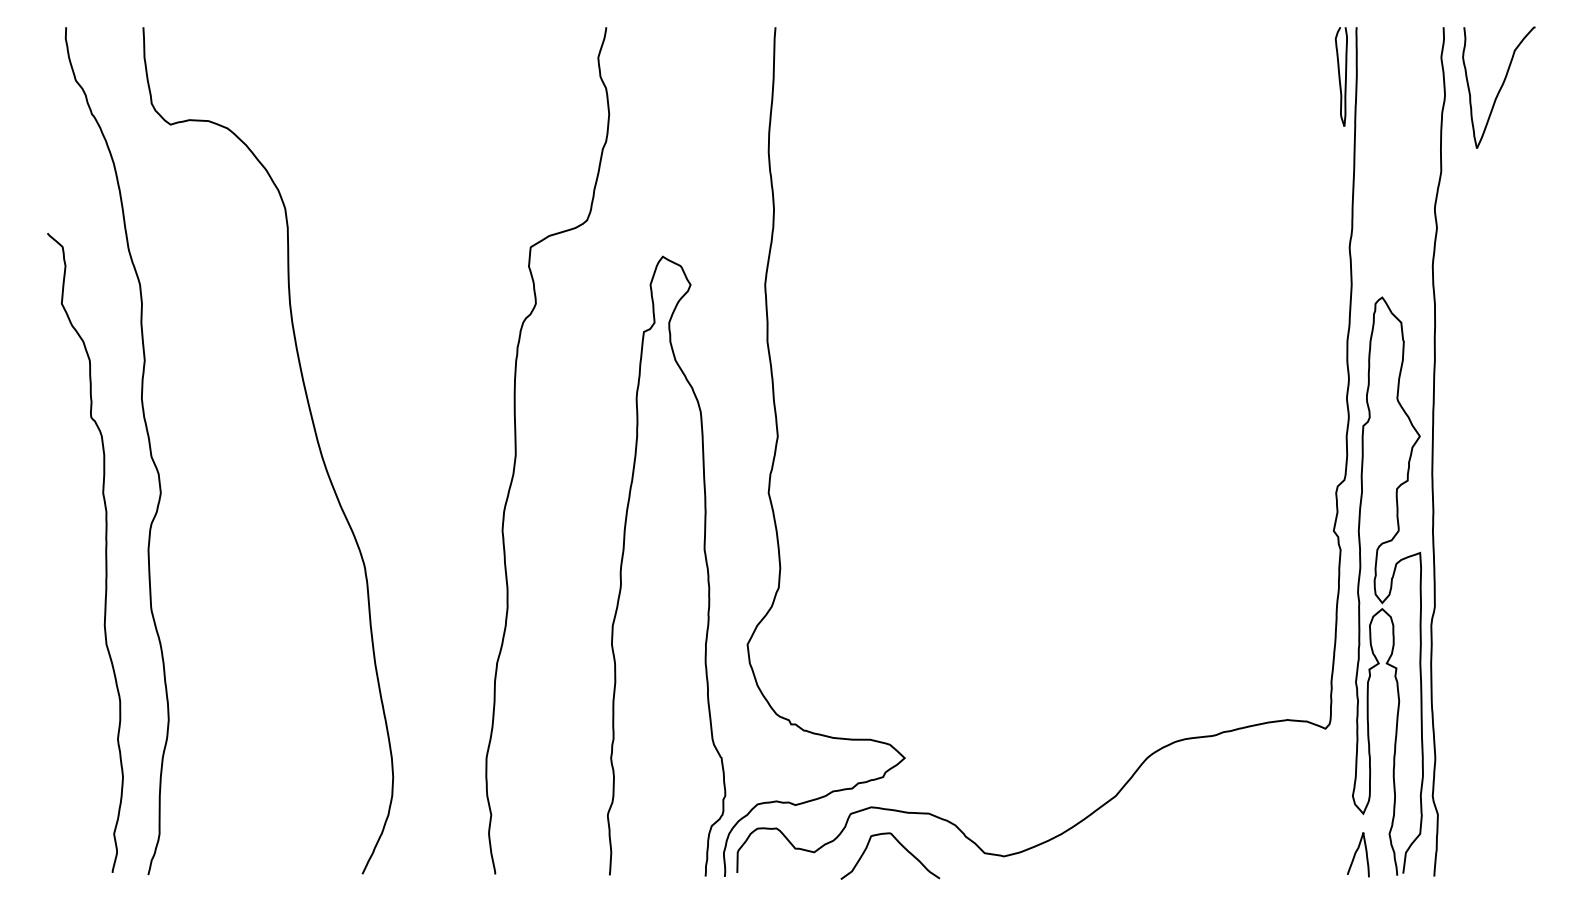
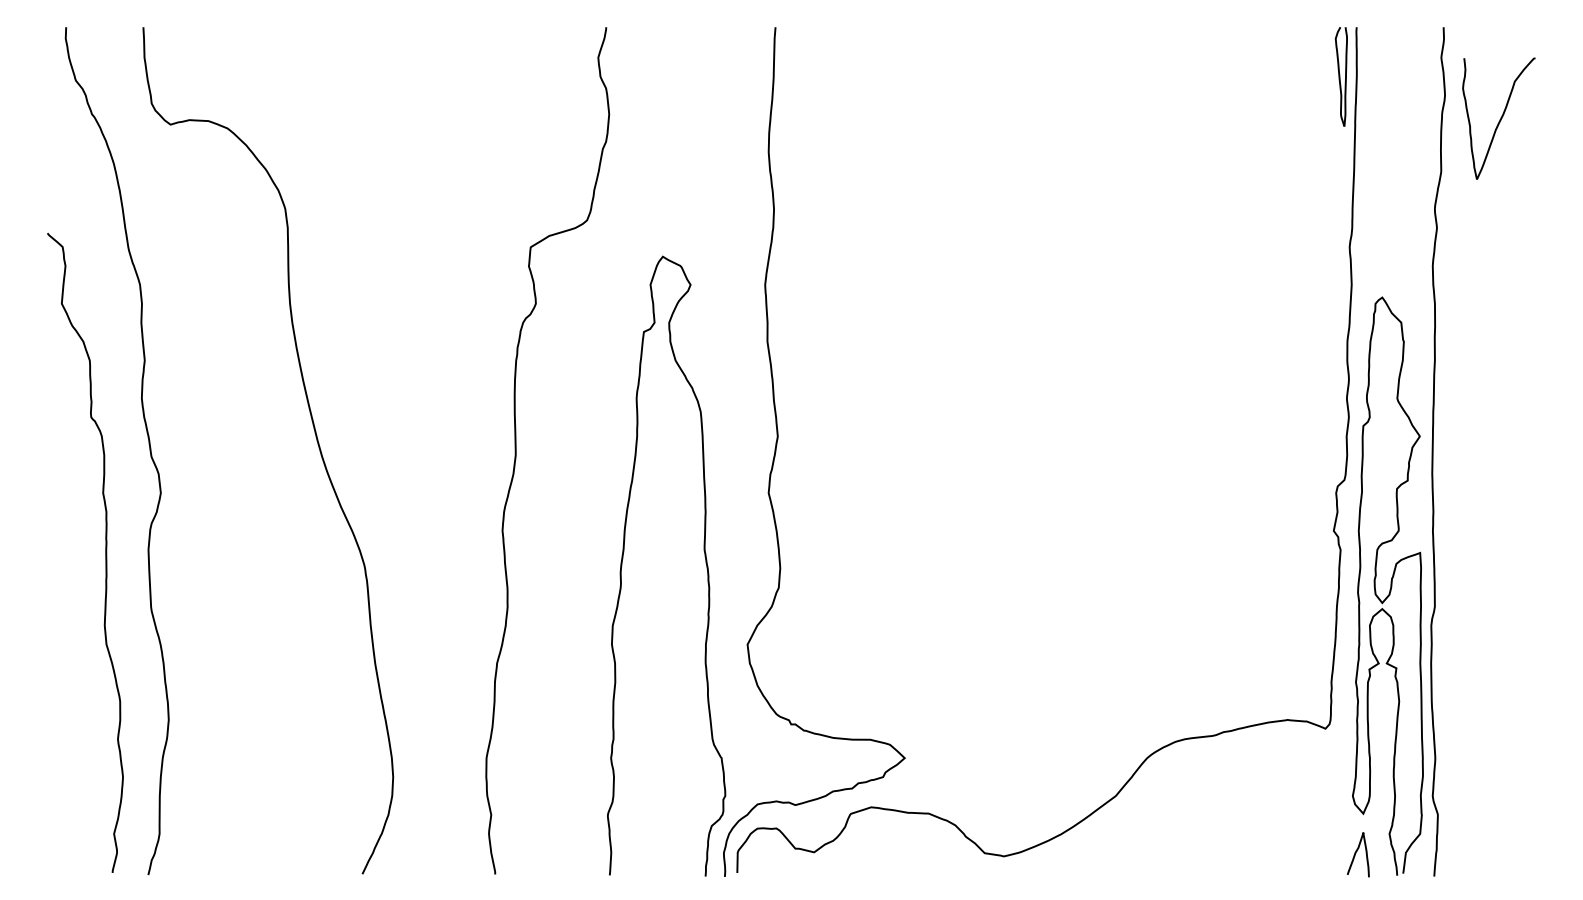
curve position: (1499, 88) -> (1499, 119) (1499, 119)
curve: present -> none (900, 845)
